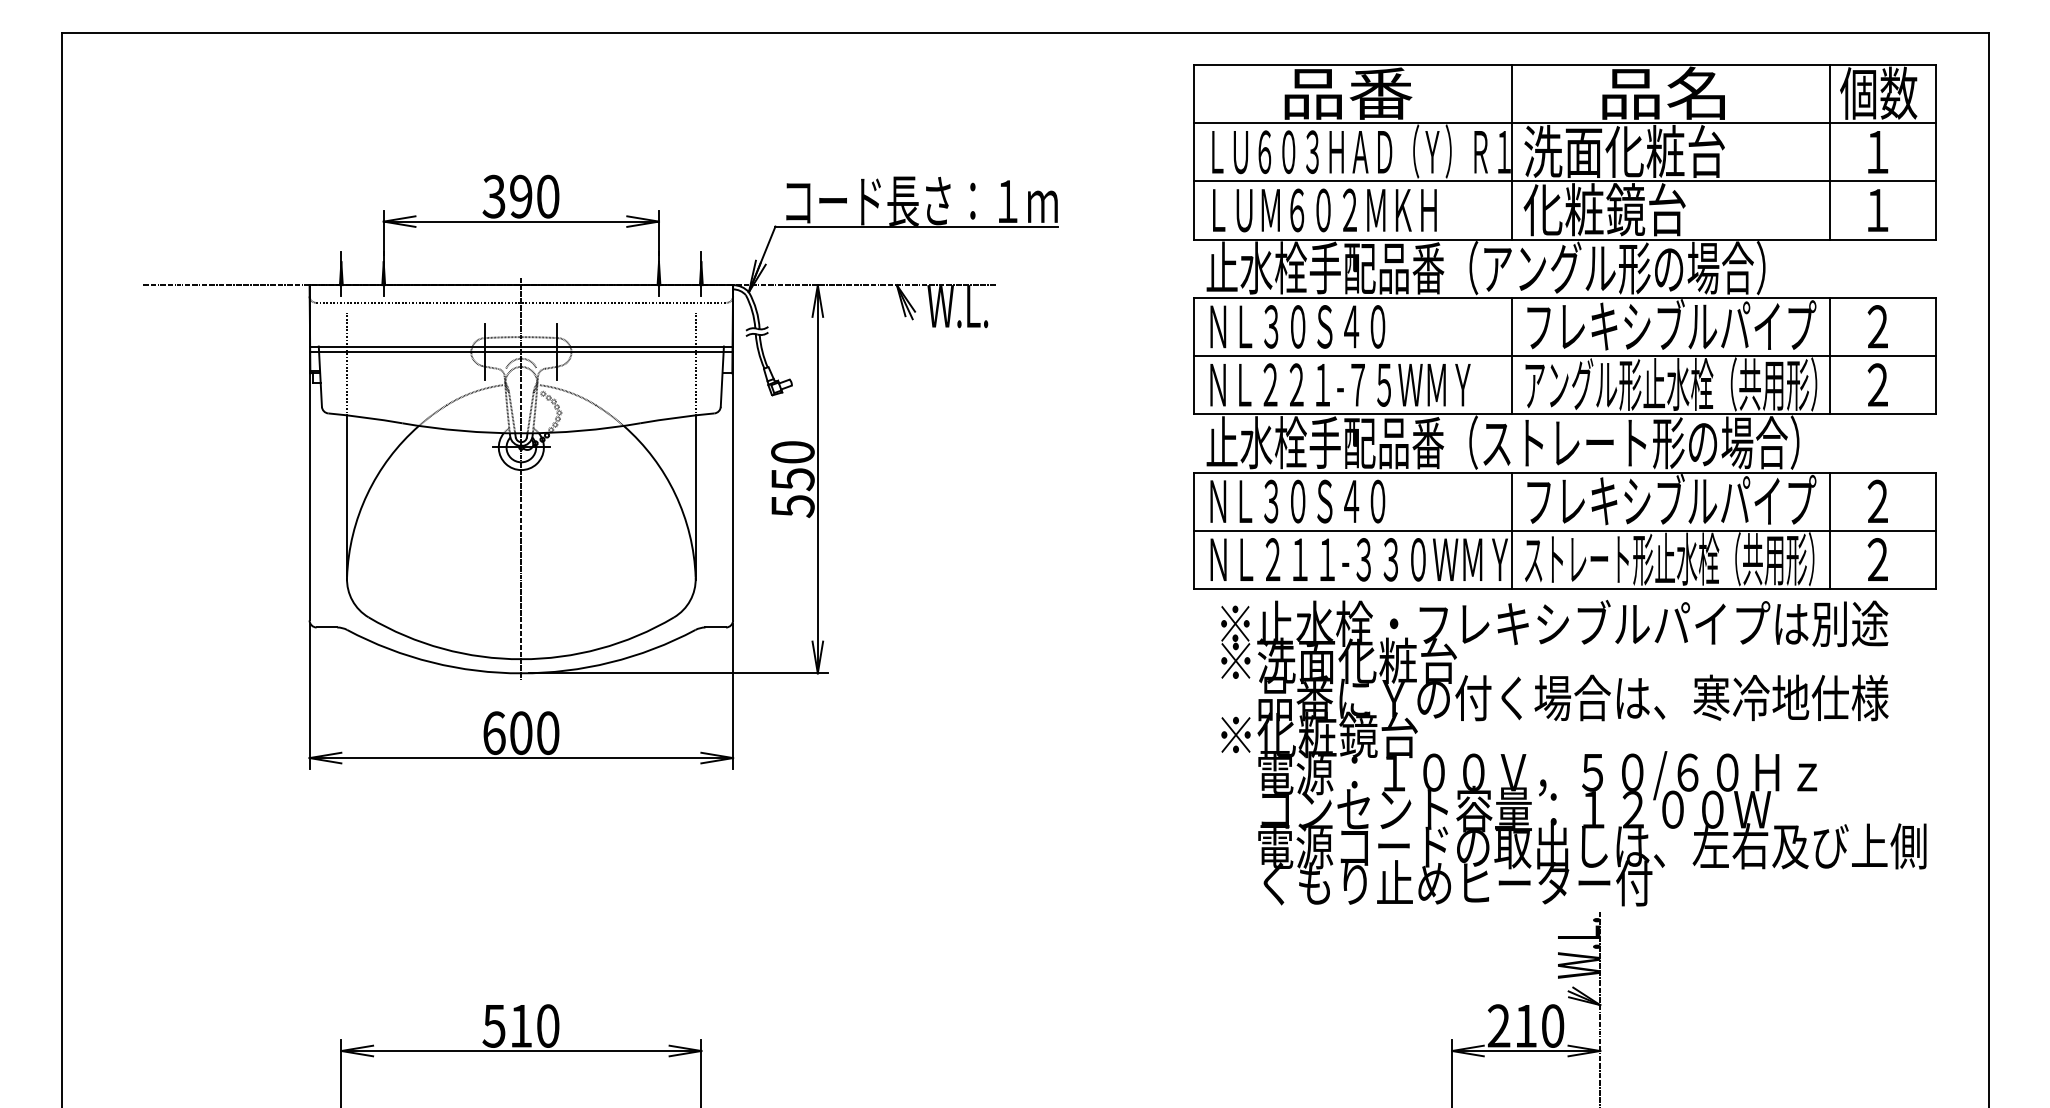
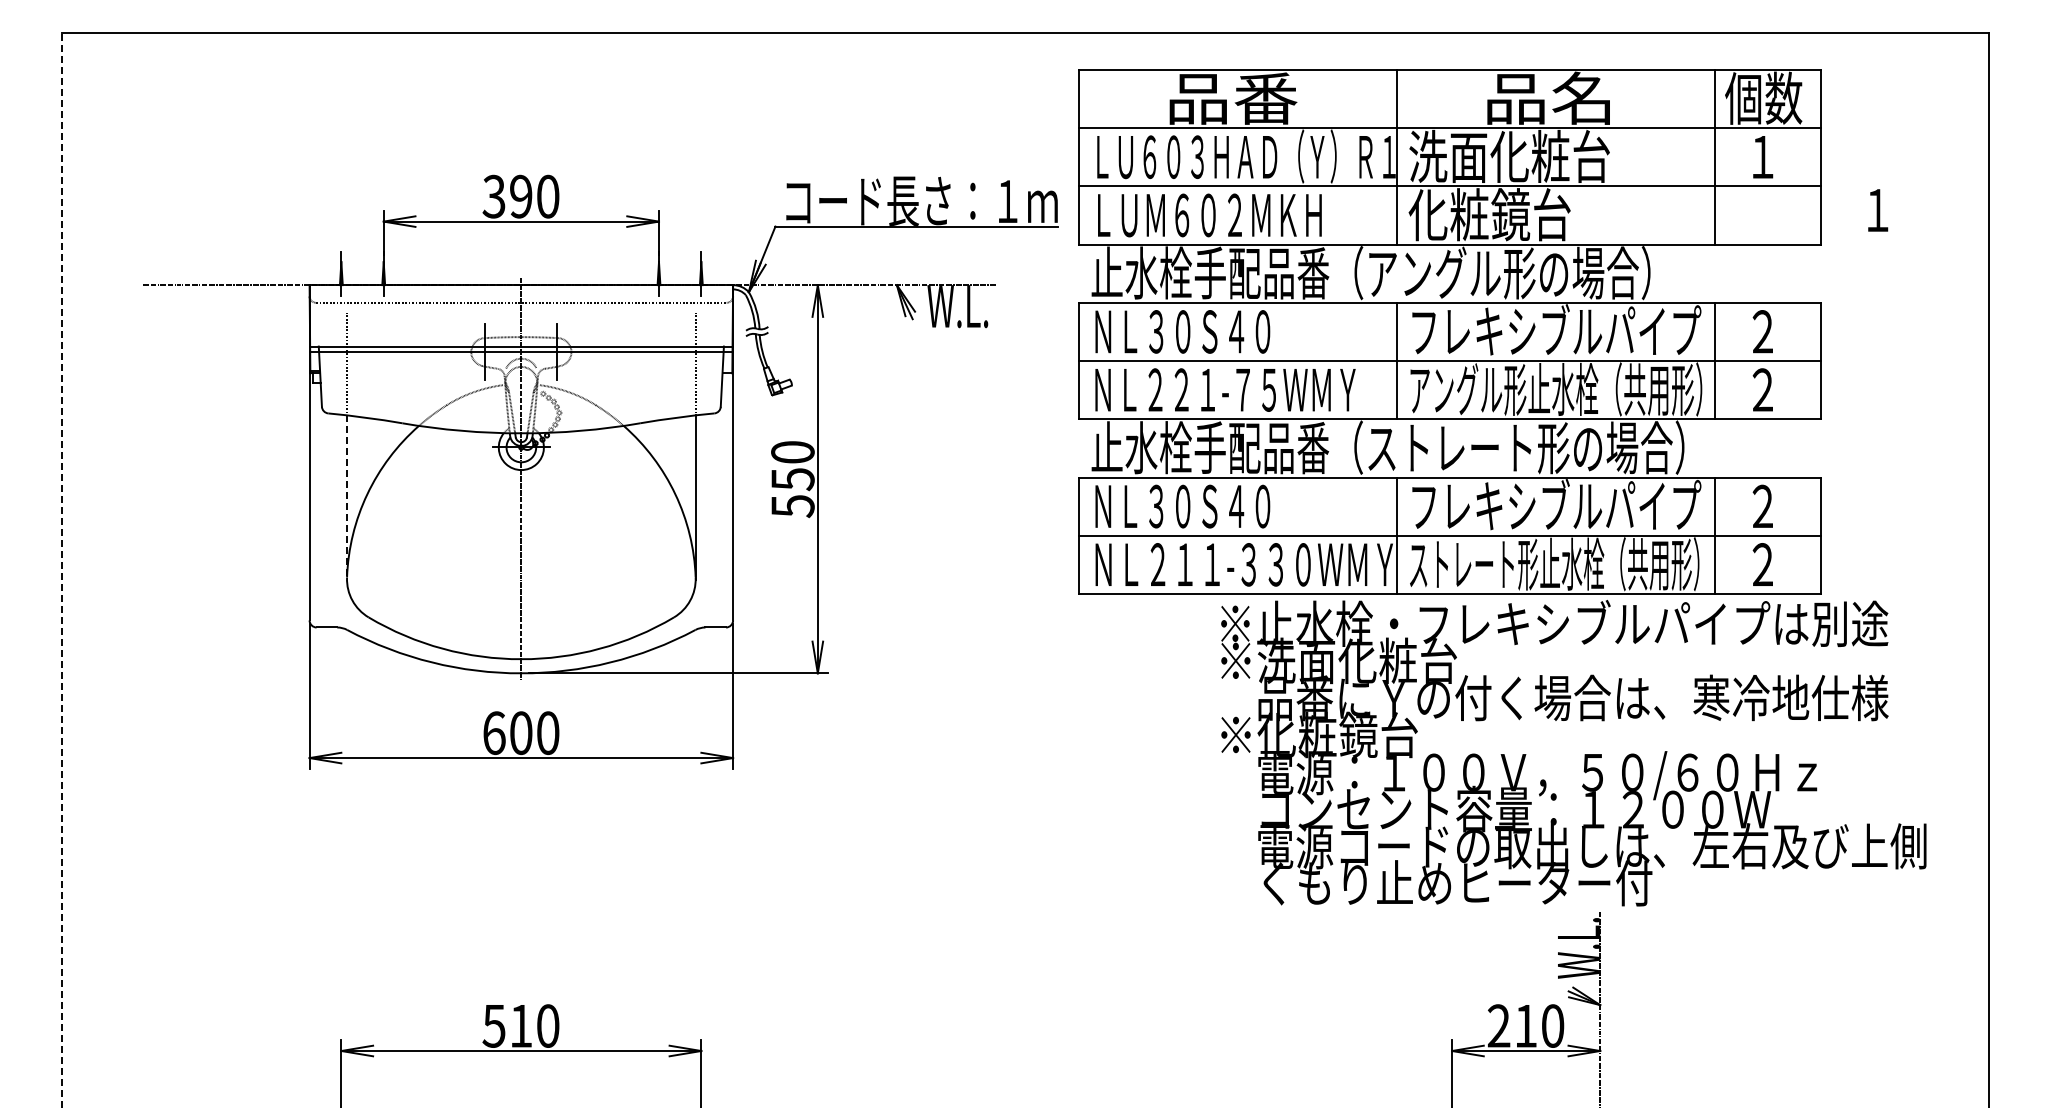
part position: (1564, 326) -> (1449, 331) (1449, 331)
line: solid -> dashed (347, 497)
line: solid -> dashed (61, 570)
